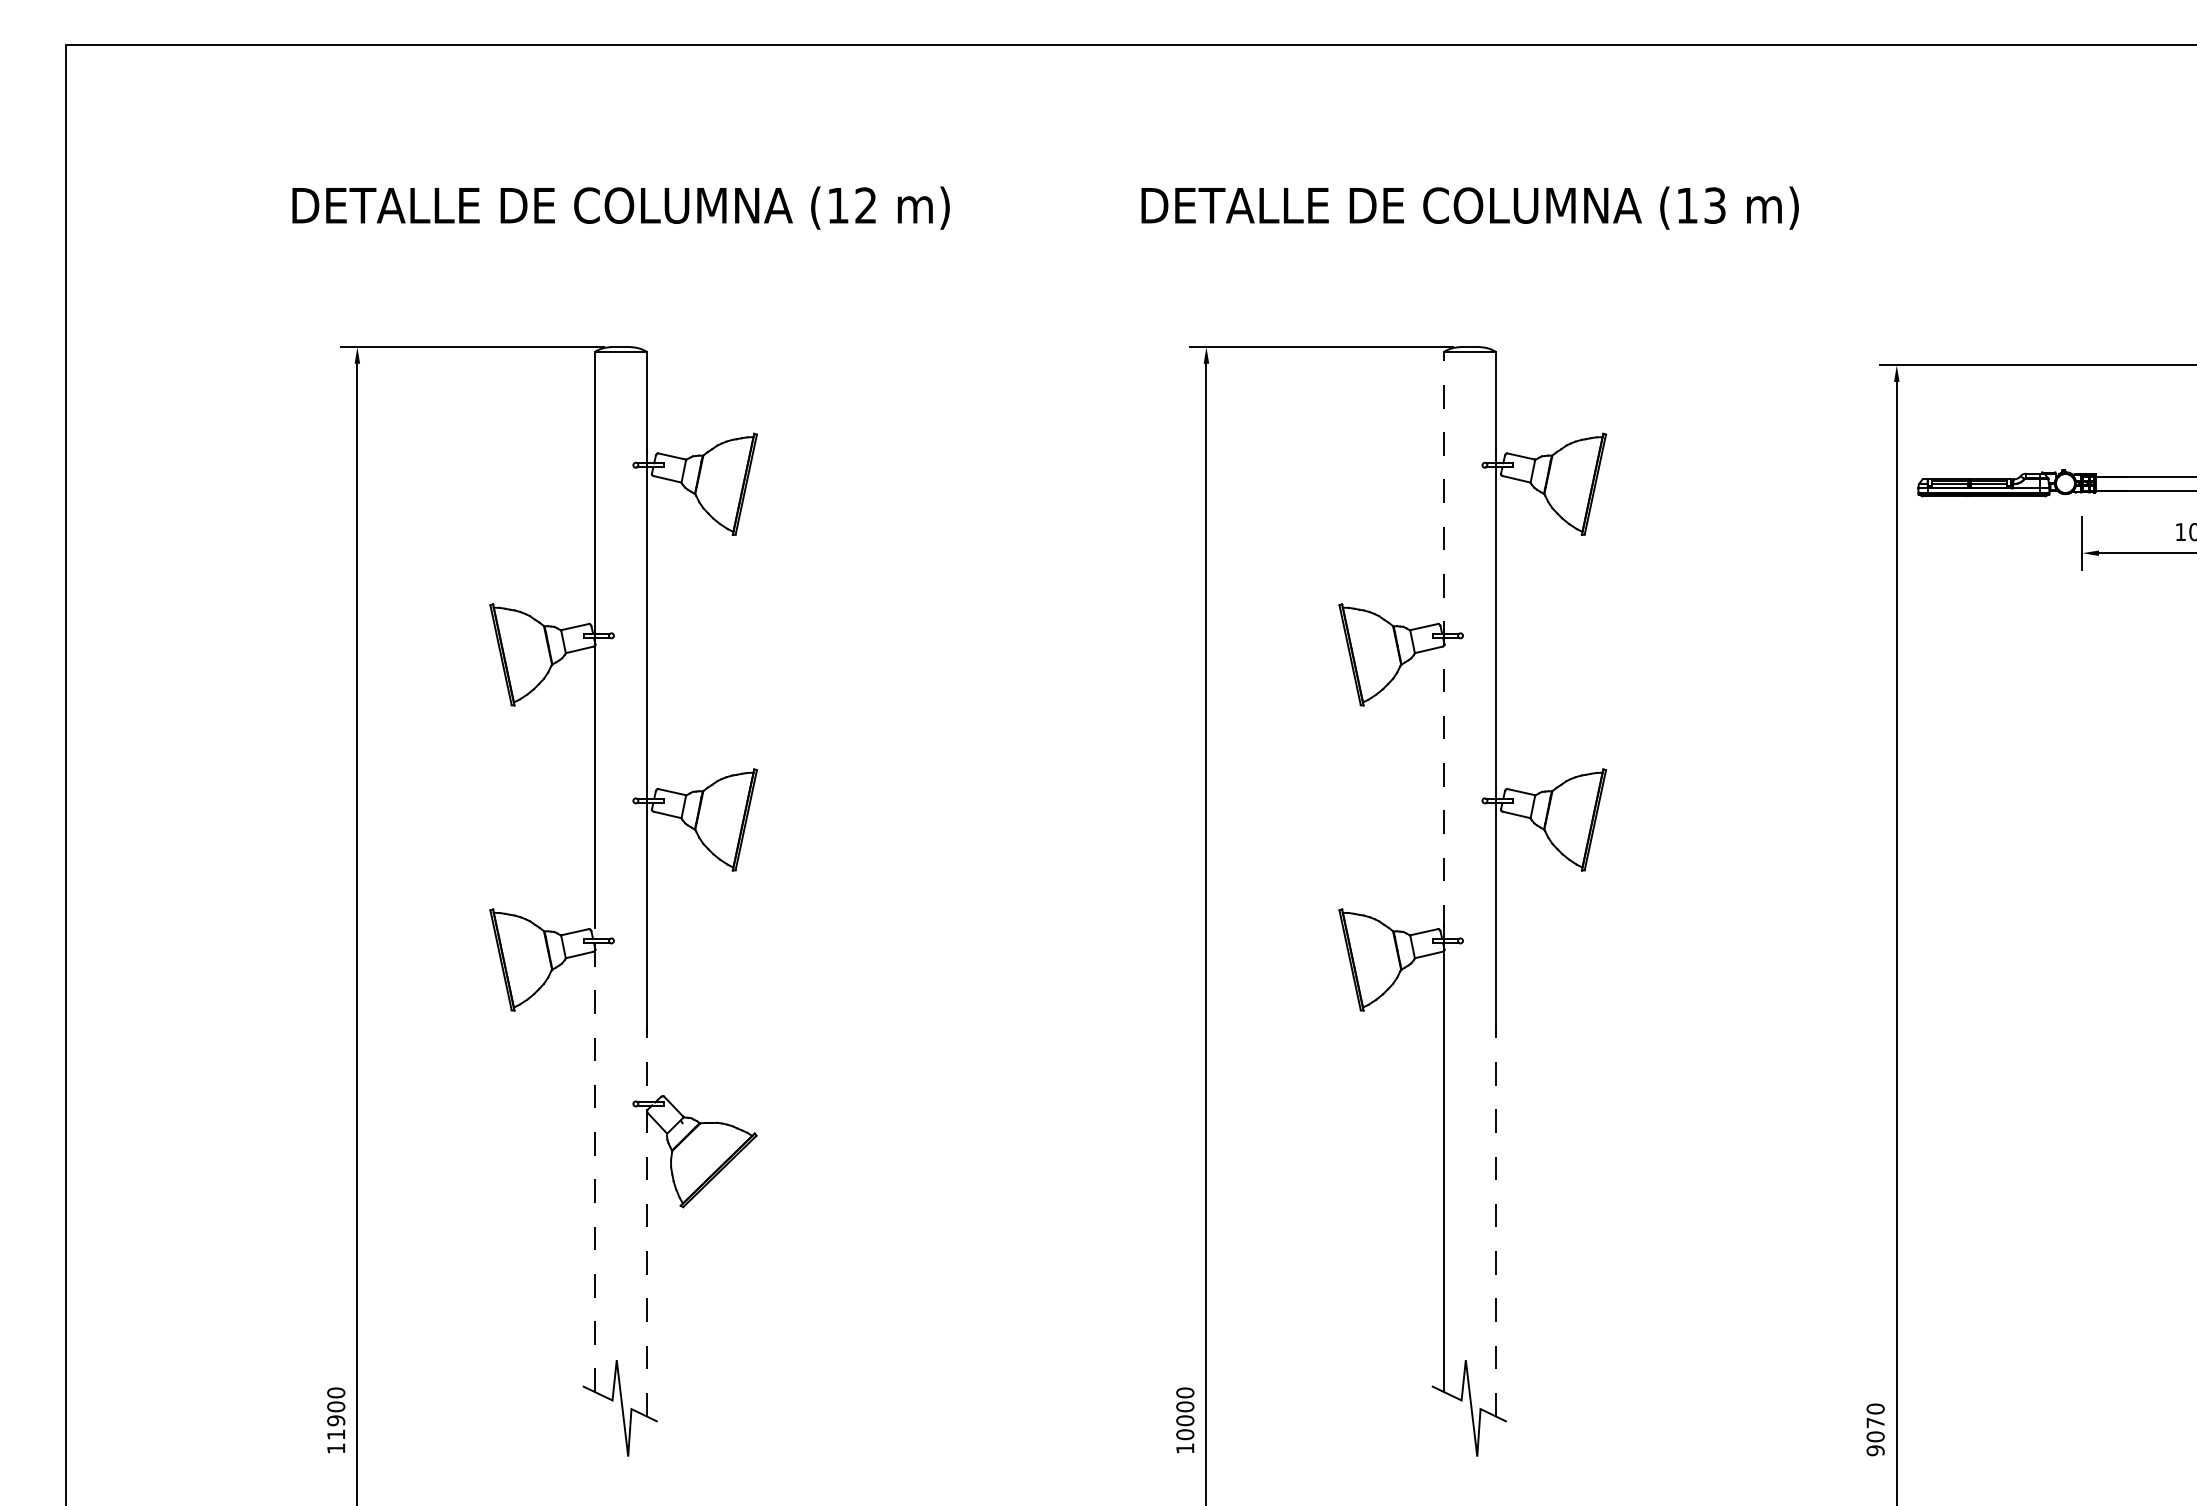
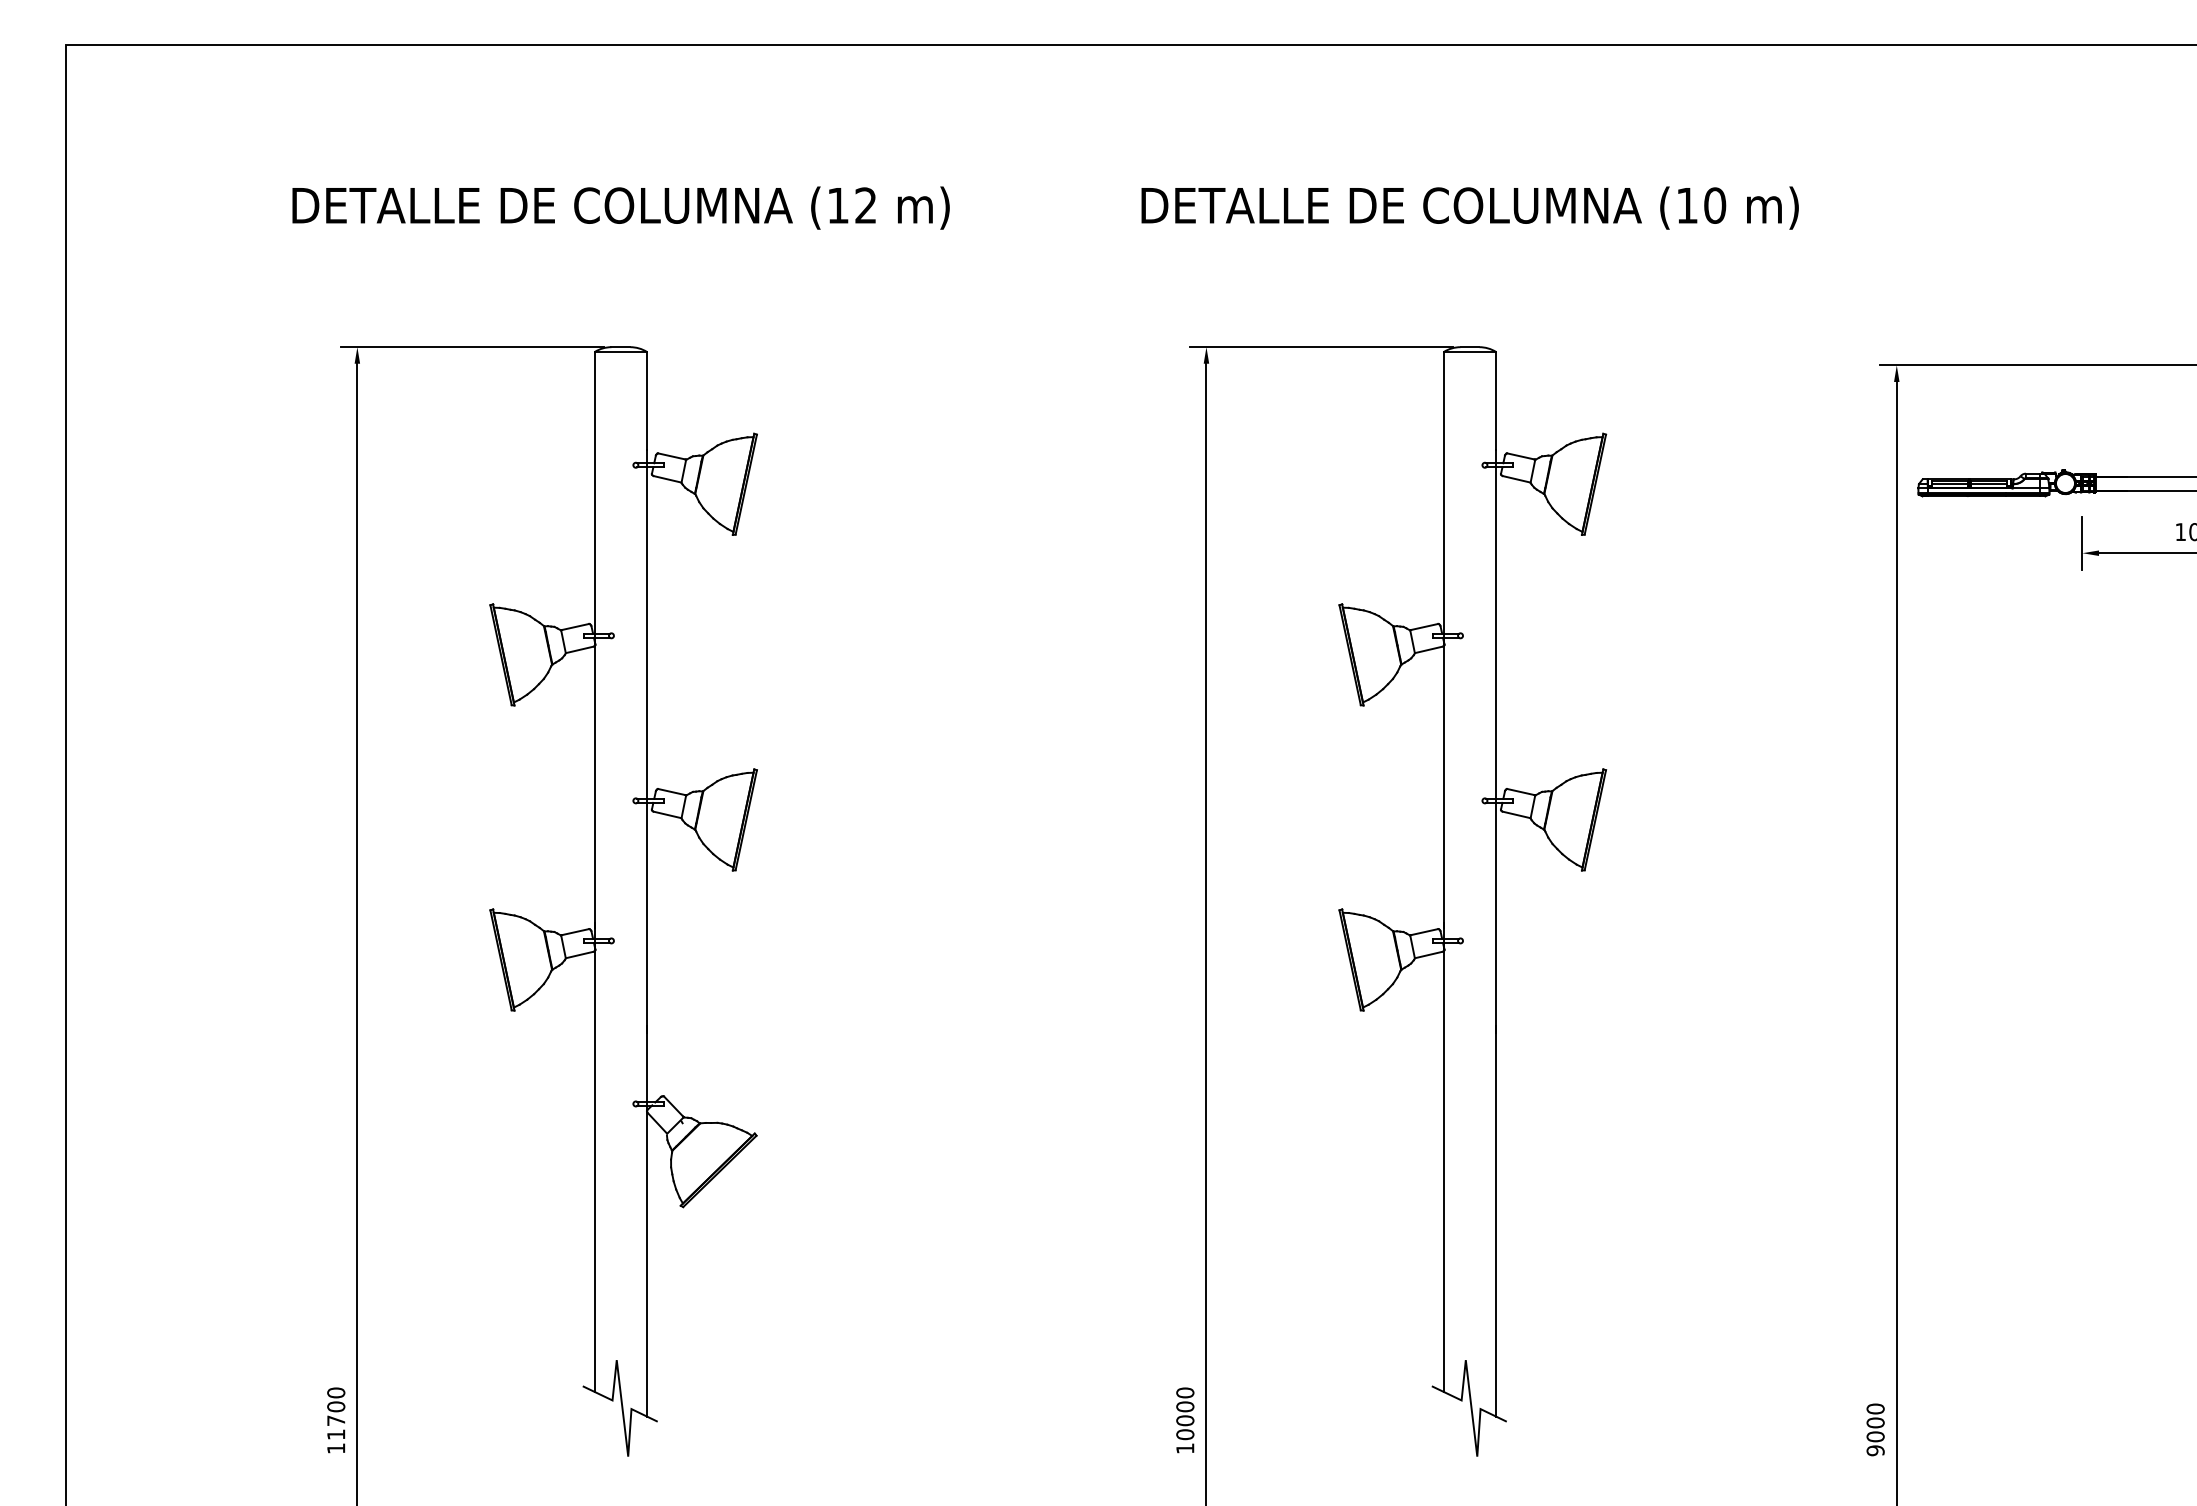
text: (13 -> (10 (1715, 205)
line: dashed -> solid (1443, 639)
line: dashed -> solid (594, 1157)
line: dashed -> solid (646, 1220)
line: dashed -> solid (1495, 1220)
text: 11900 -> 11700 (336, 1420)
text: 9070 -> 9000 (1875, 1422)
